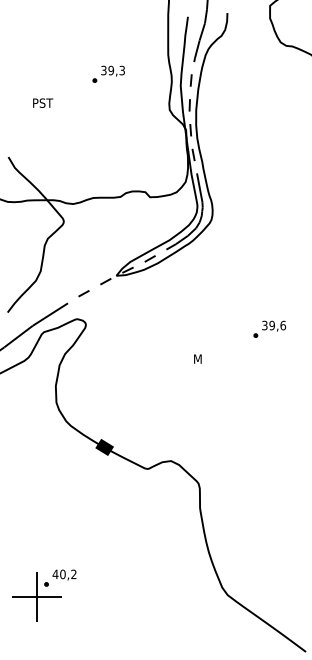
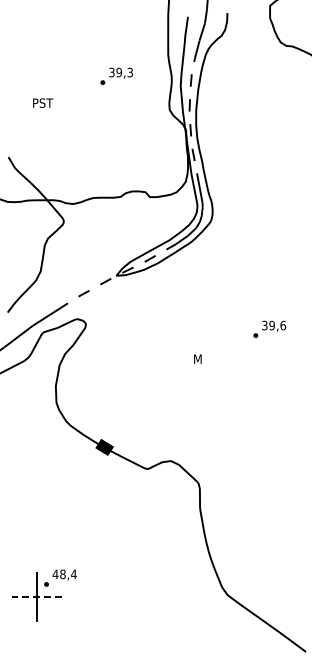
part position: (108, 73) -> (116, 75) (116, 75)
text: 40,2 -> 48,4 (68, 574)
line: solid -> dashed (37, 597)
